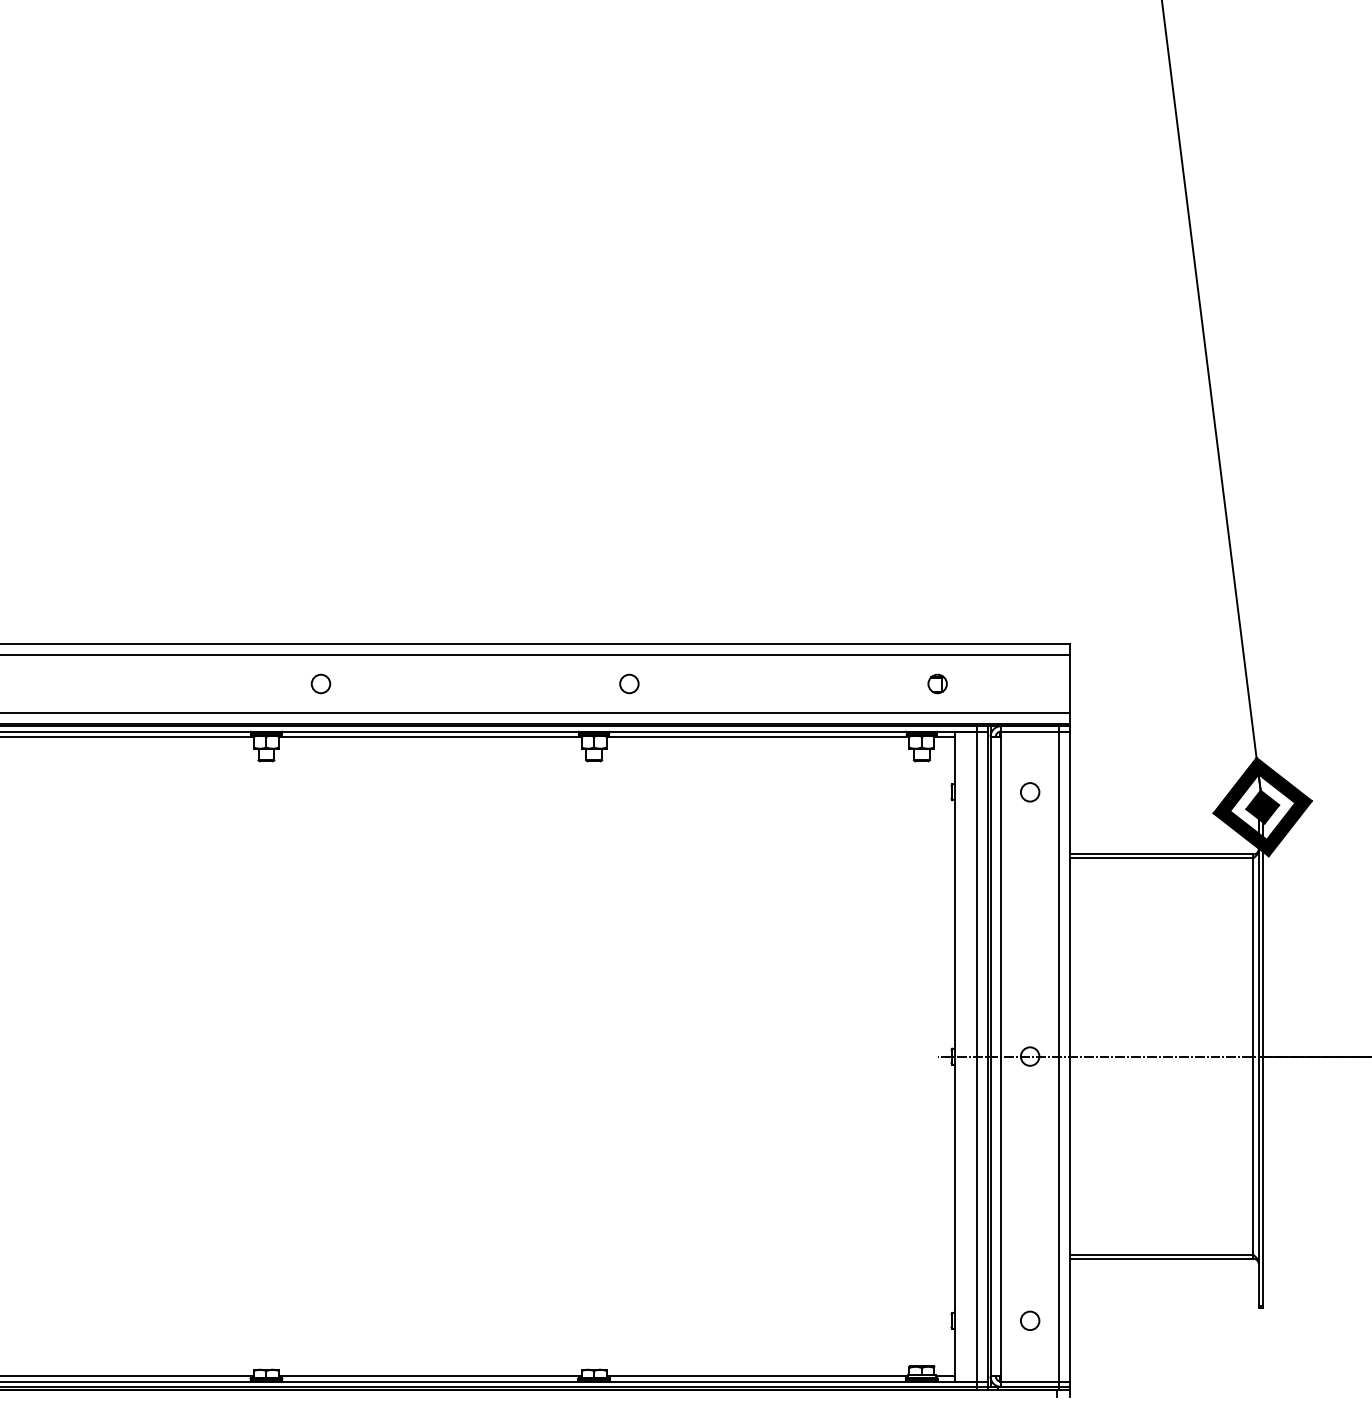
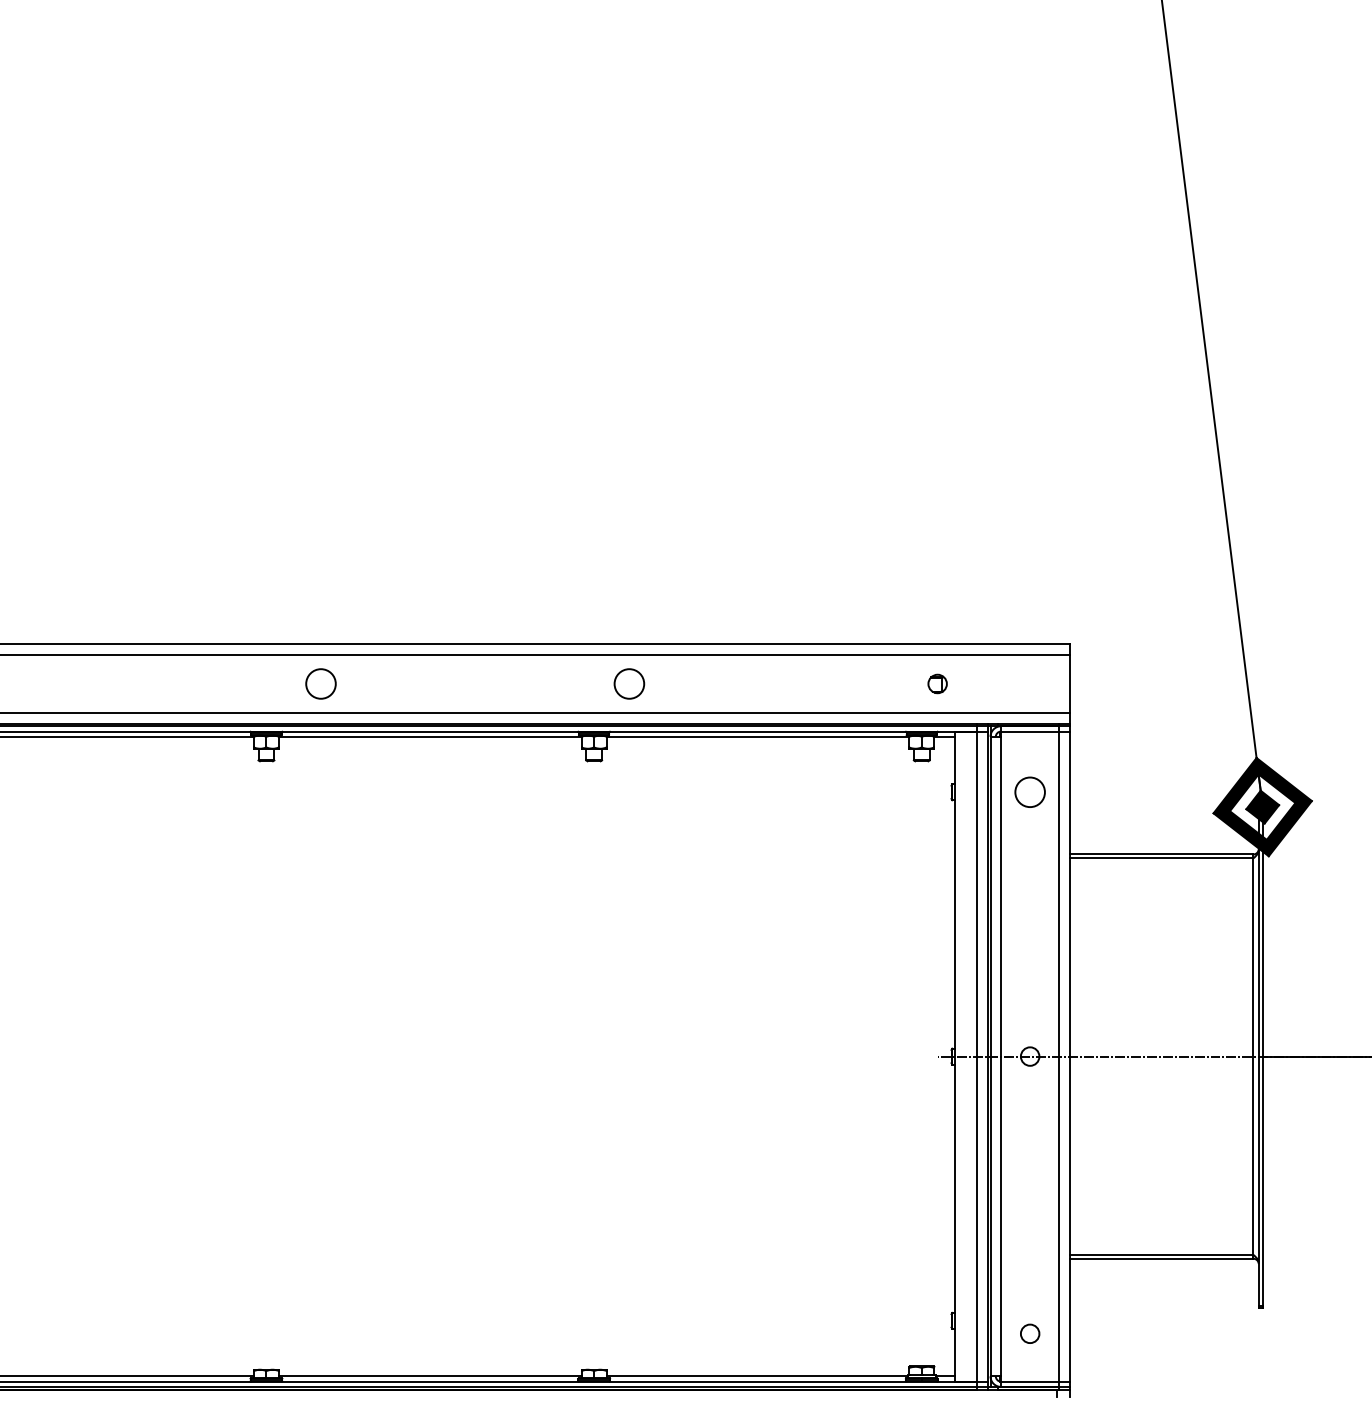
circle diameter: 18 px -> 30 px (320, 683)
circle diameter: 18 px -> 30 px (629, 683)
circle diameter: 18 px -> 30 px (1029, 792)
circle position: (1030, 1320) -> (1030, 1333) (1030, 1333)
